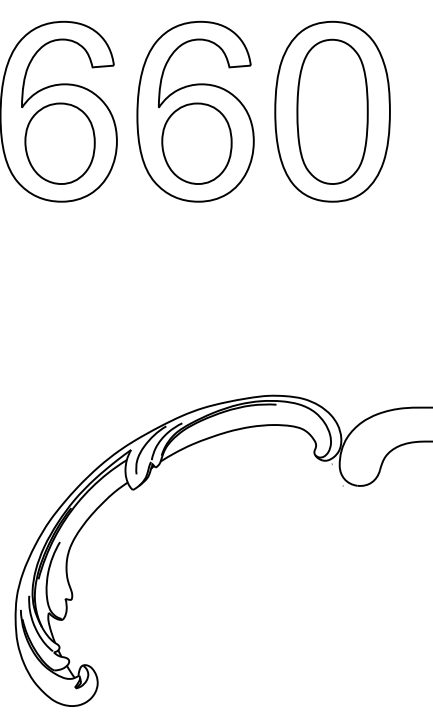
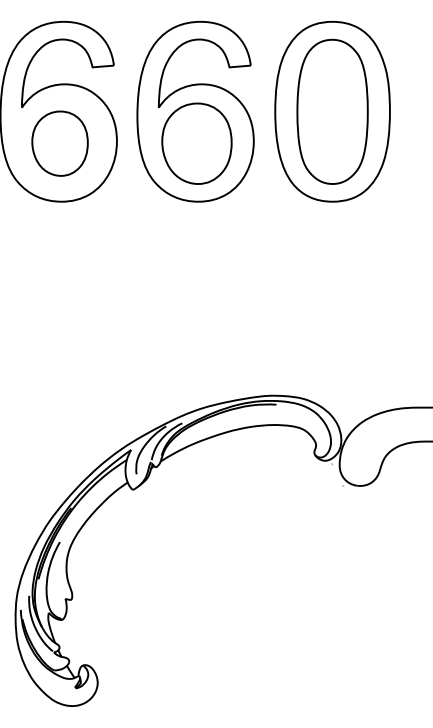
part size: 72x83 px -> 58x67 px (59, 143)
